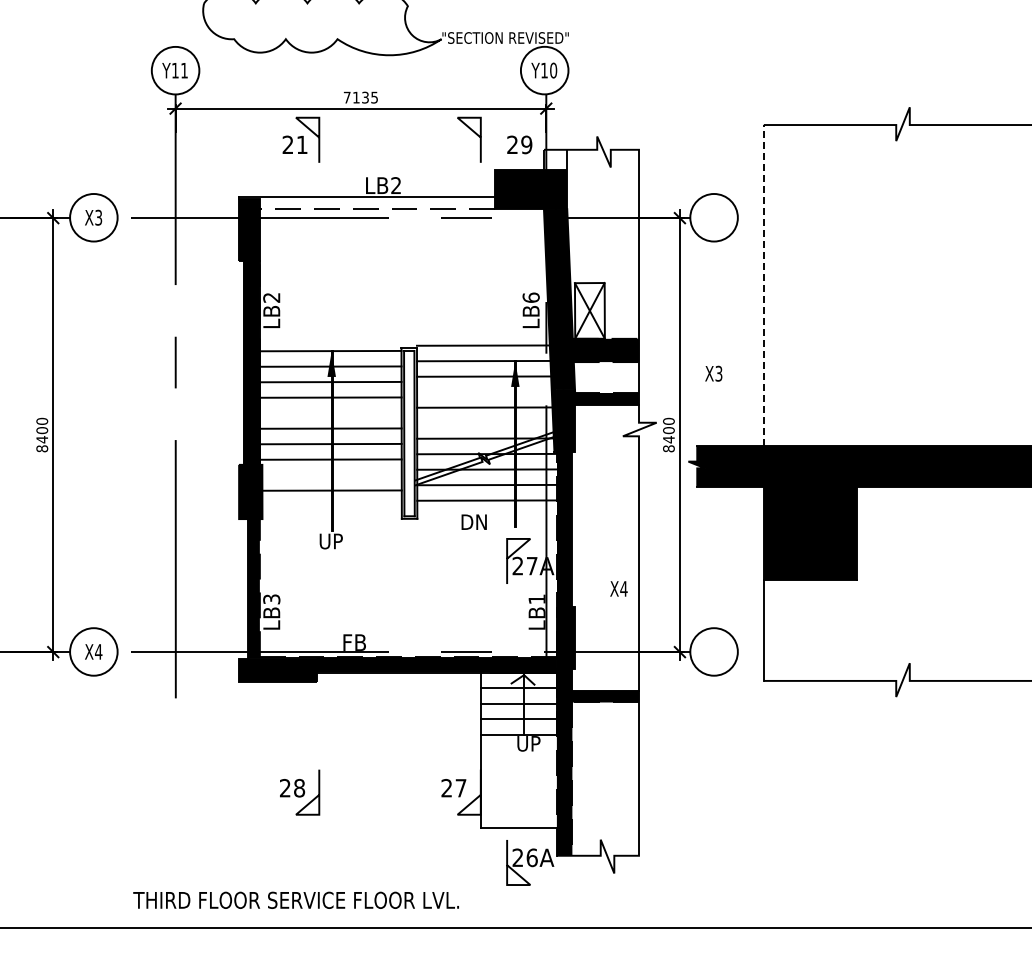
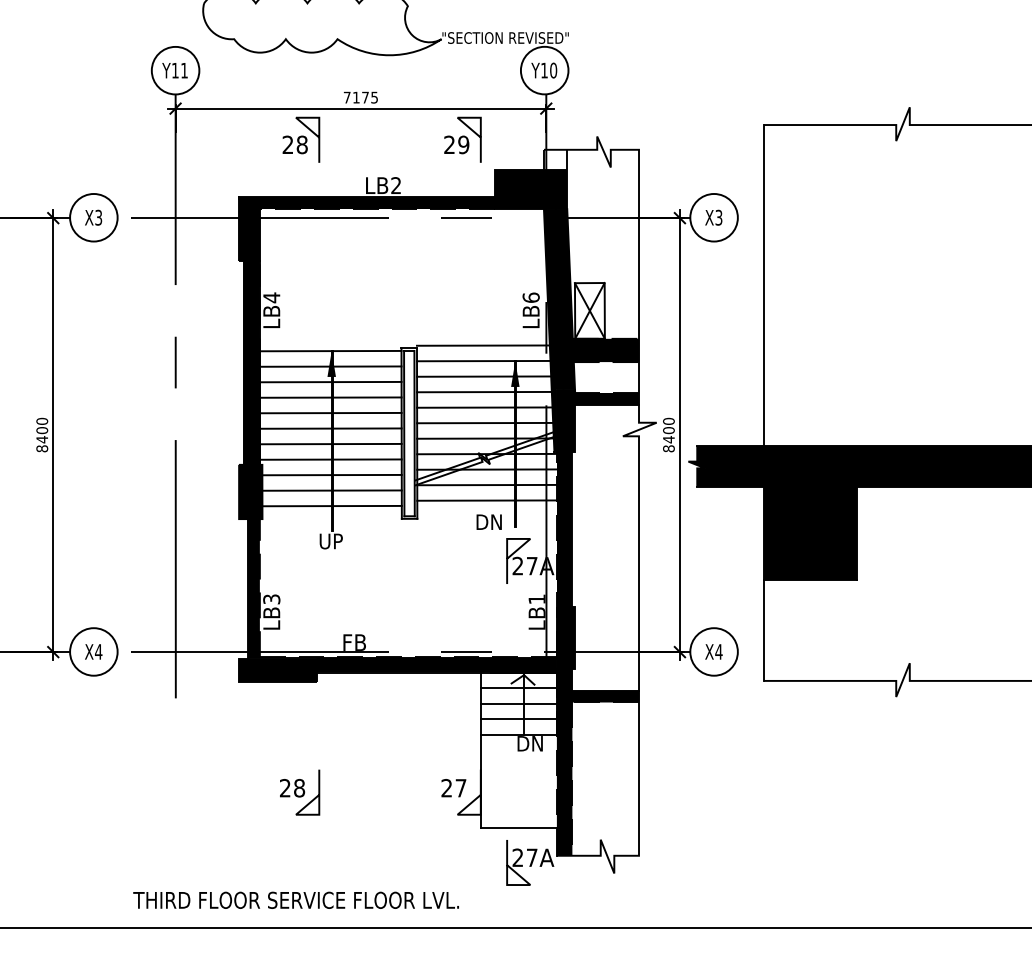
text: 7135 -> 7175 (365, 97)
text: 21 -> 28 (301, 144)
text position: (519, 144) -> (456, 144) (456, 144)
fill: none -> present (366, 203)
line: dashed -> solid (763, 284)
text: LB2 -> LB4 (271, 297)
text position: (713, 373) -> (713, 217) (713, 217)
line: none -> present (484, 391)
line: none -> present (330, 412)
line: none -> present (485, 422)
line: none -> present (331, 474)
line: none -> present (331, 505)
text position: (473, 521) -> (488, 521) (488, 521)
text position: (618, 588) -> (713, 651) (713, 651)
text: UP -> DN (529, 743)
text: 26A -> 27A (531, 857)
